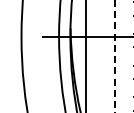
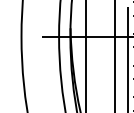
line: none -> present (127, 55)
line: dashed -> solid (115, 56)
